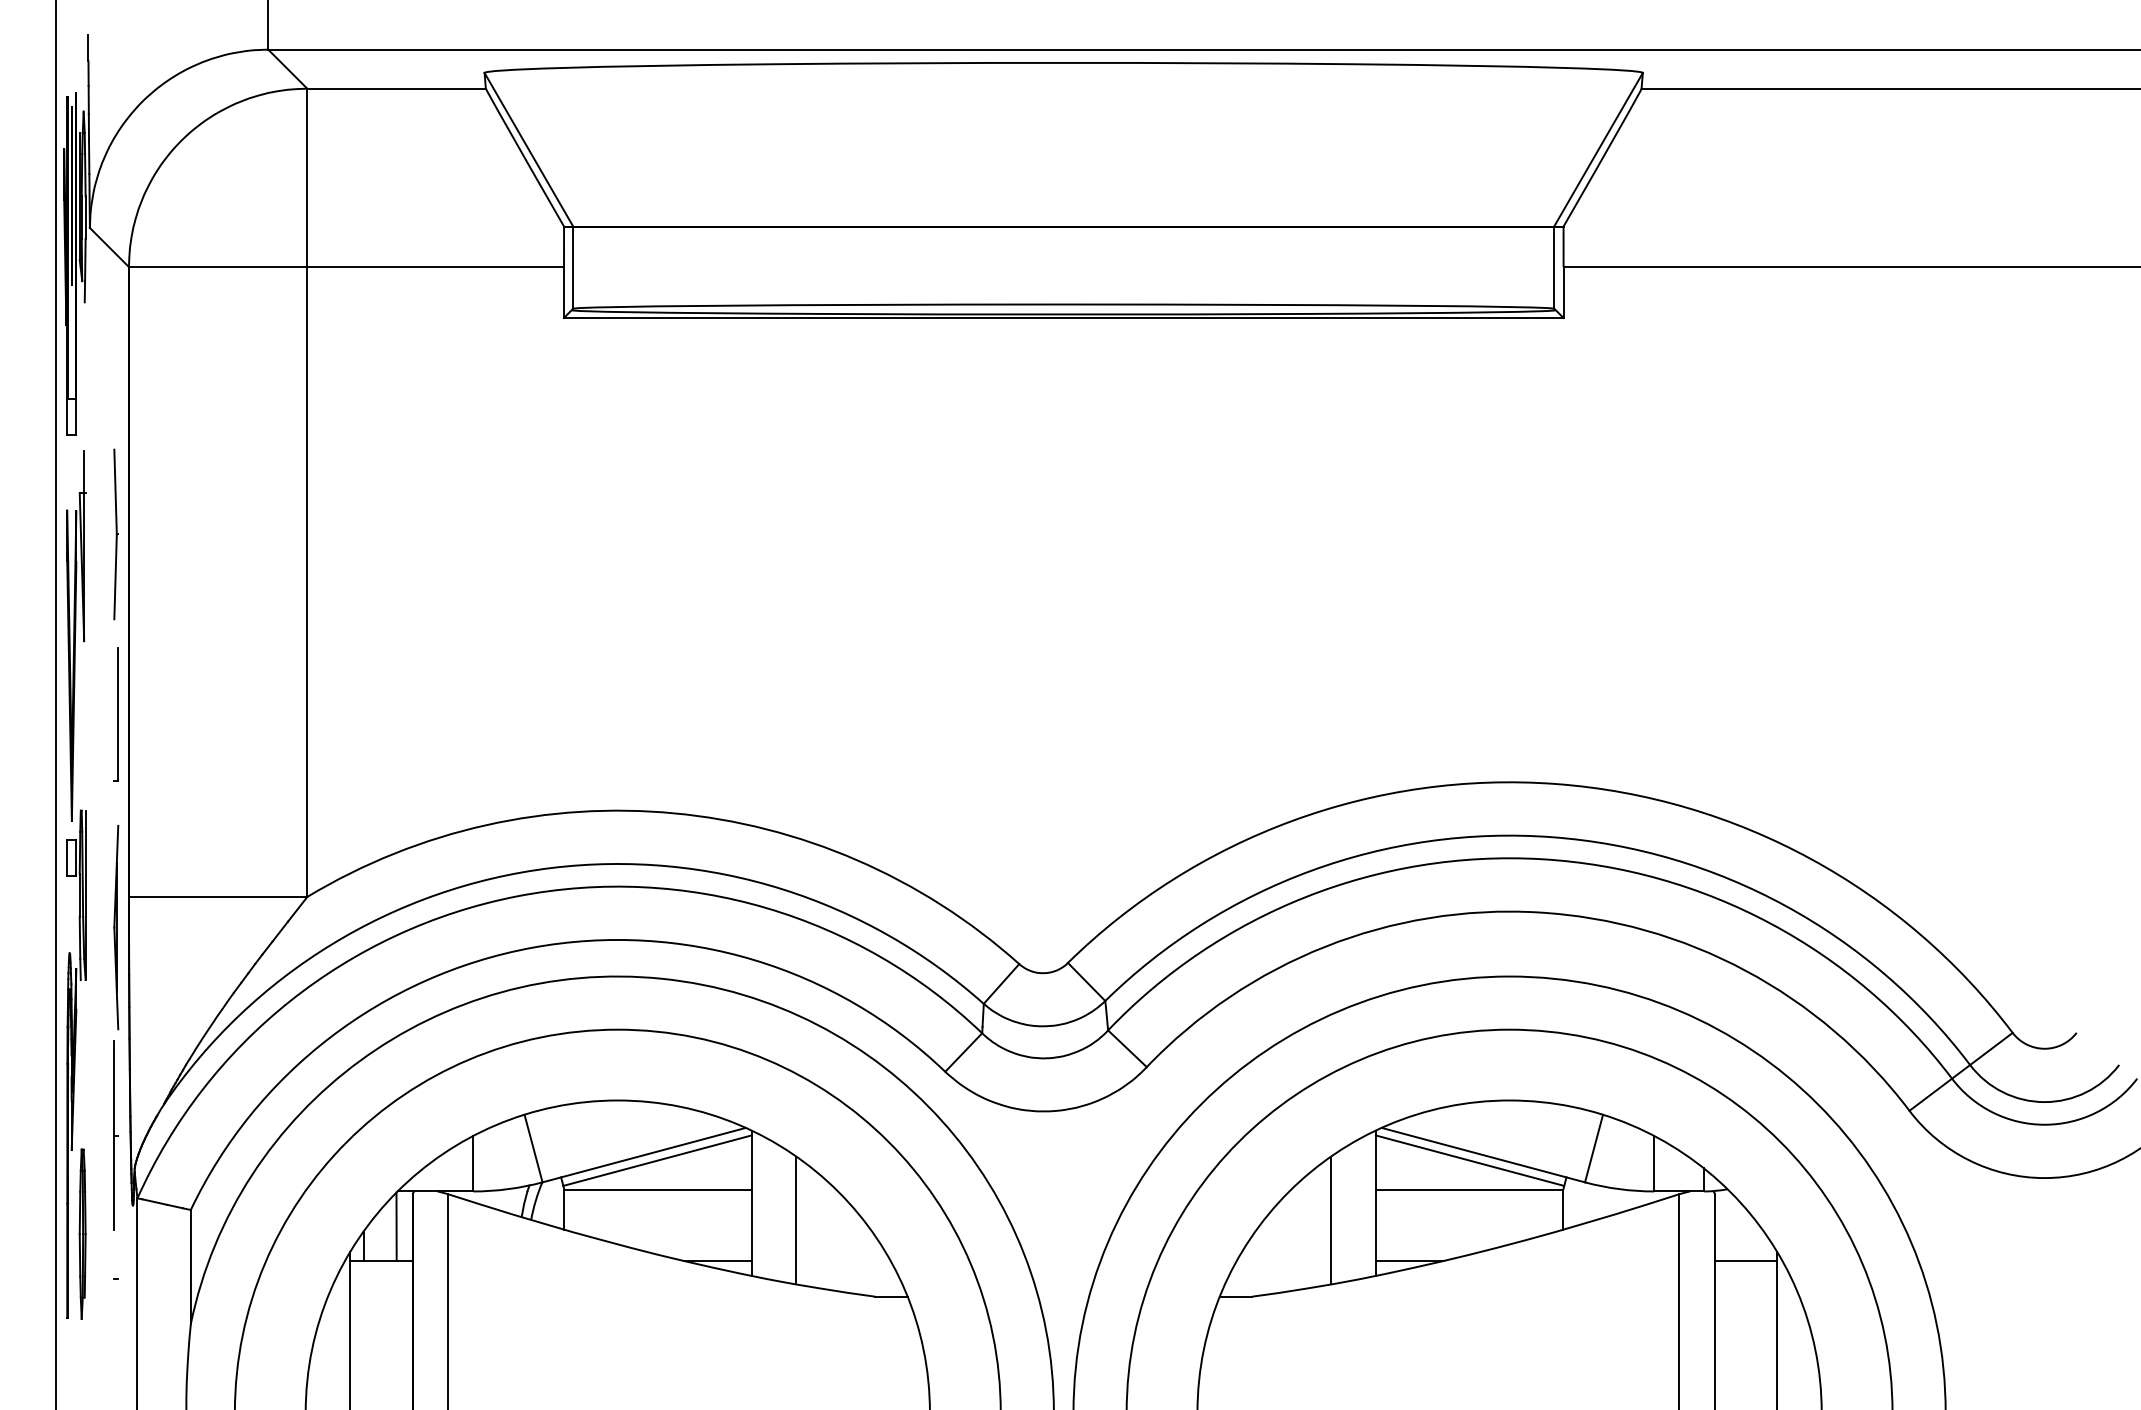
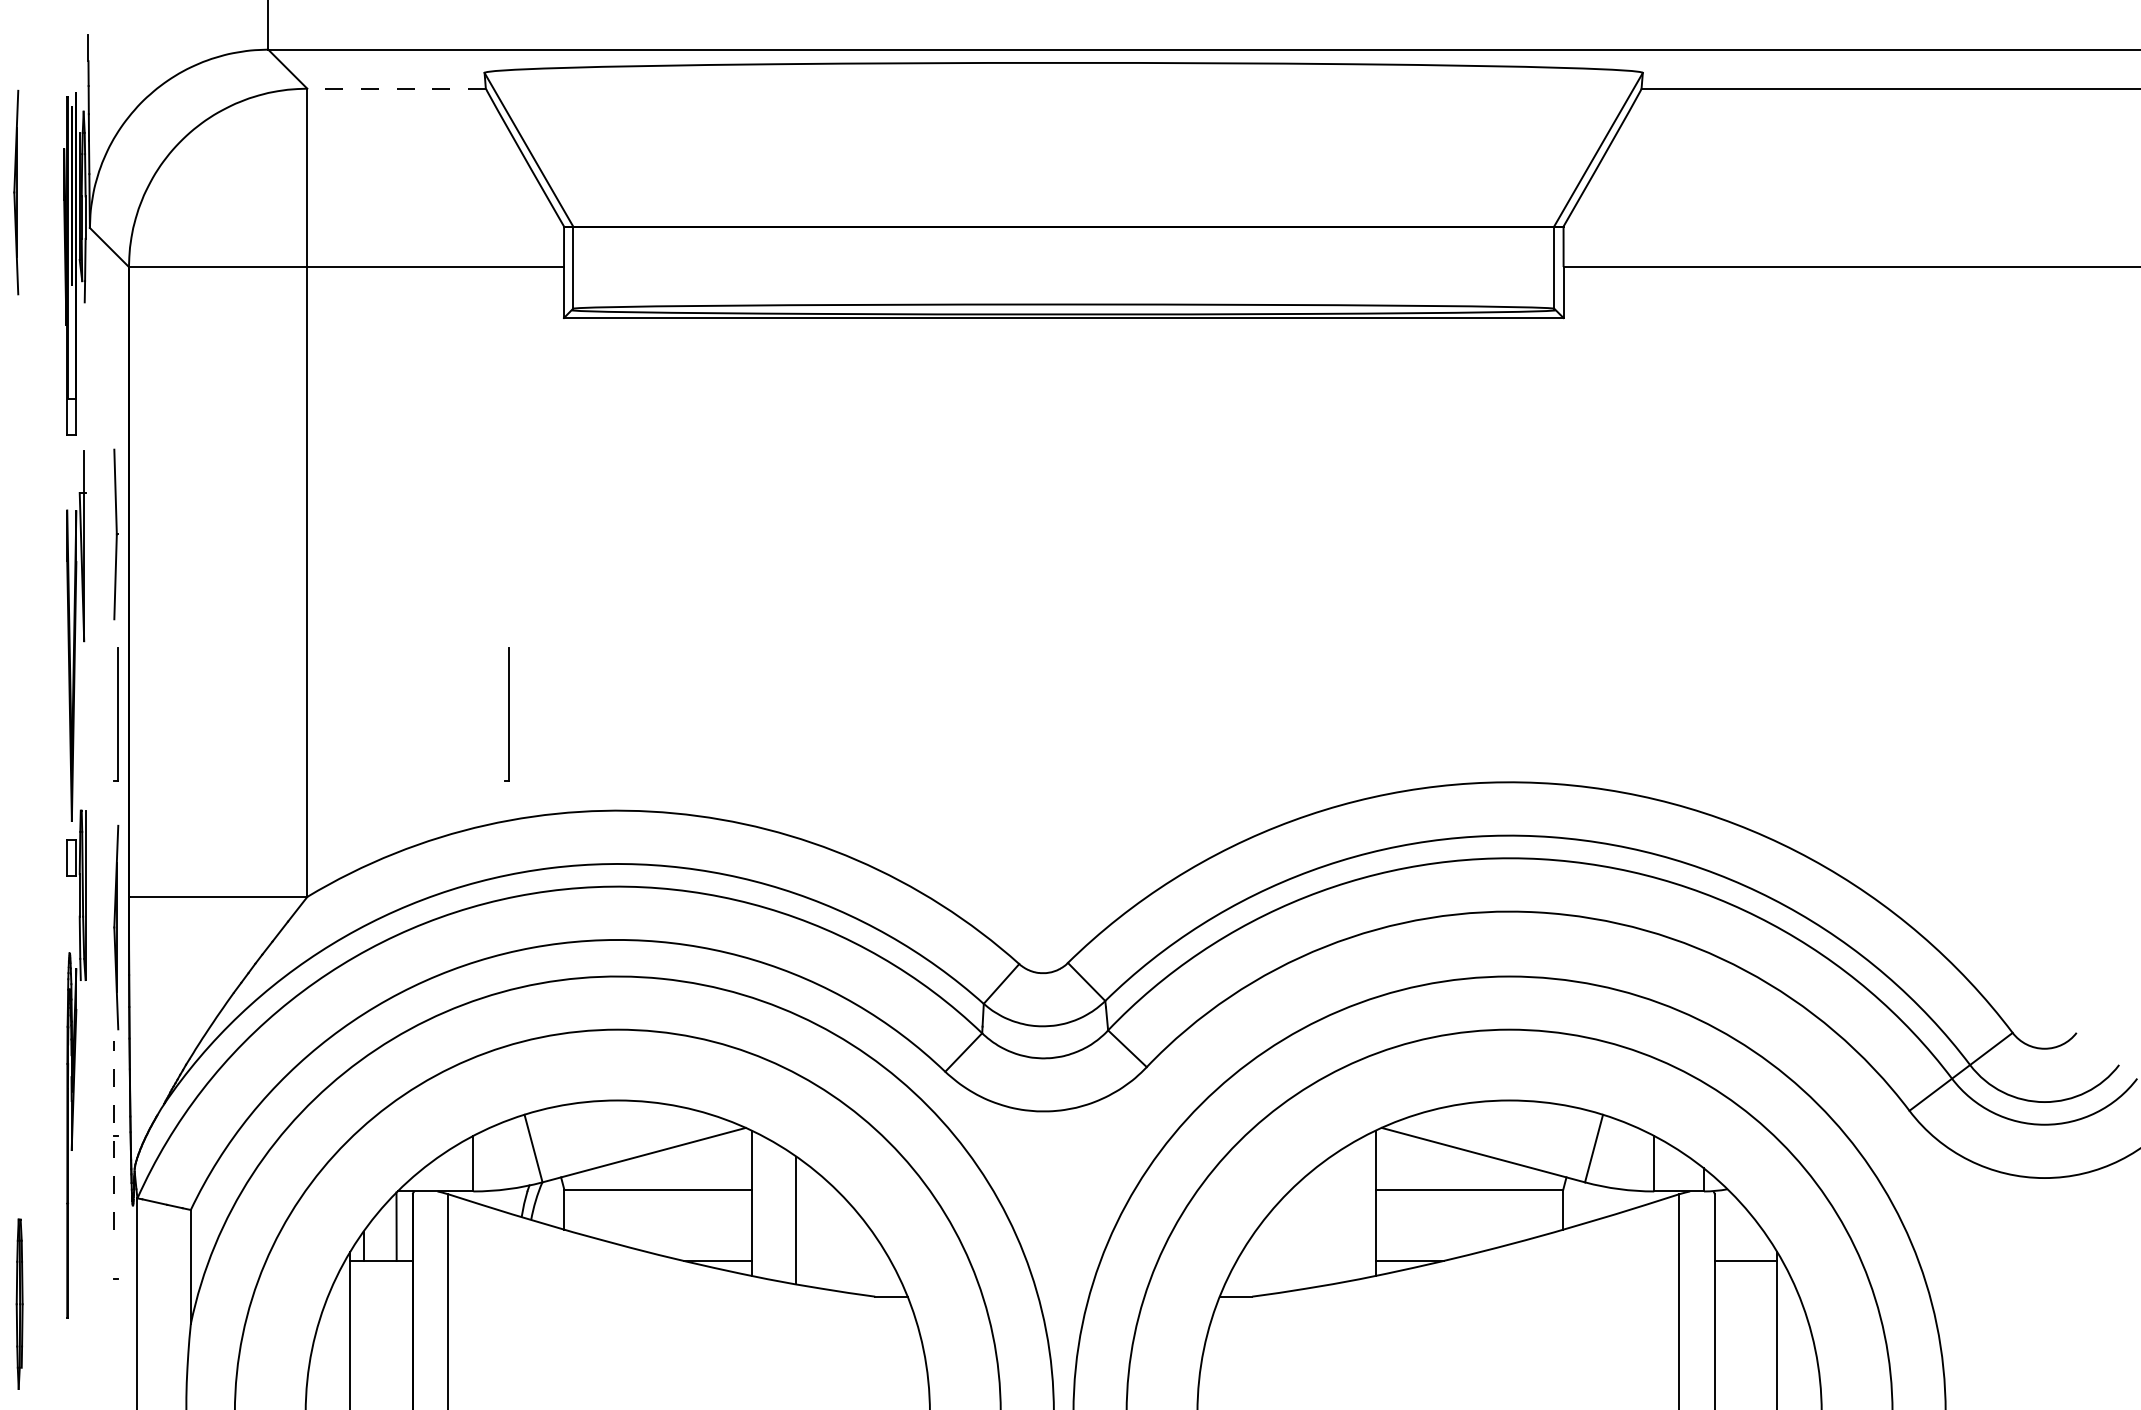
line: solid -> dashed (396, 88)
part: none -> present (16, 192)
line: present -> none (56, 704)
part: none -> present (506, 714)
line: solid -> dashed (114, 1135)
line: present -> none (657, 1160)
line: present -> none (1469, 1160)
line: present -> none (1331, 1220)
part position: (82, 1233) -> (19, 1303) (19, 1303)
